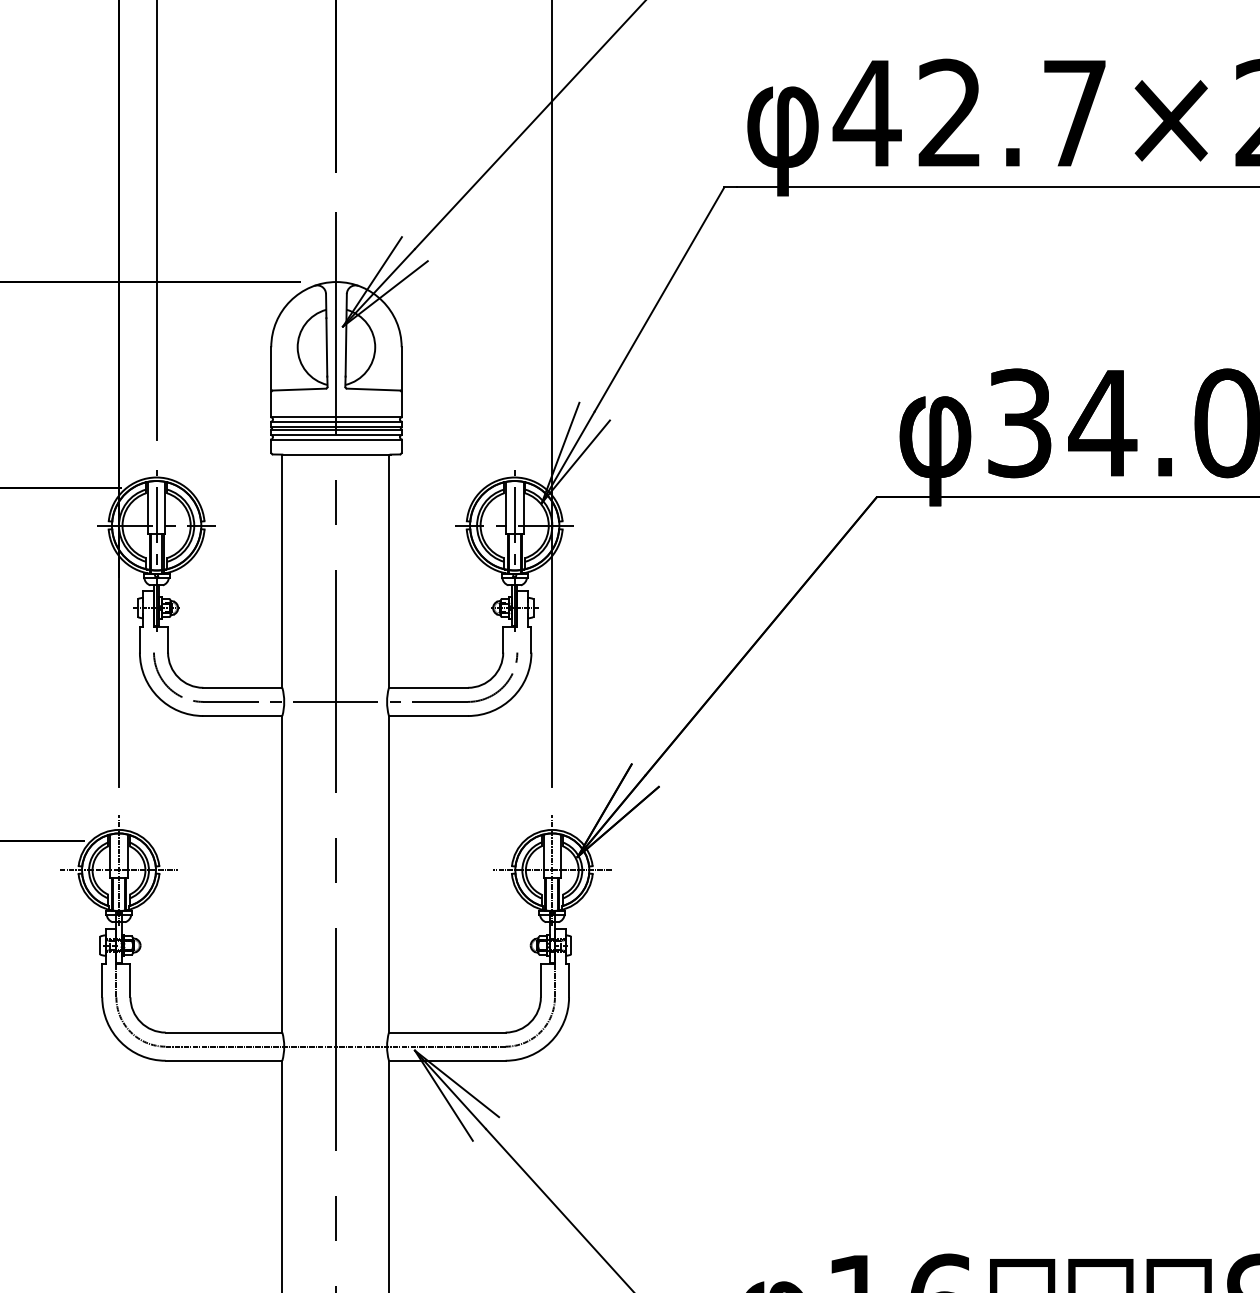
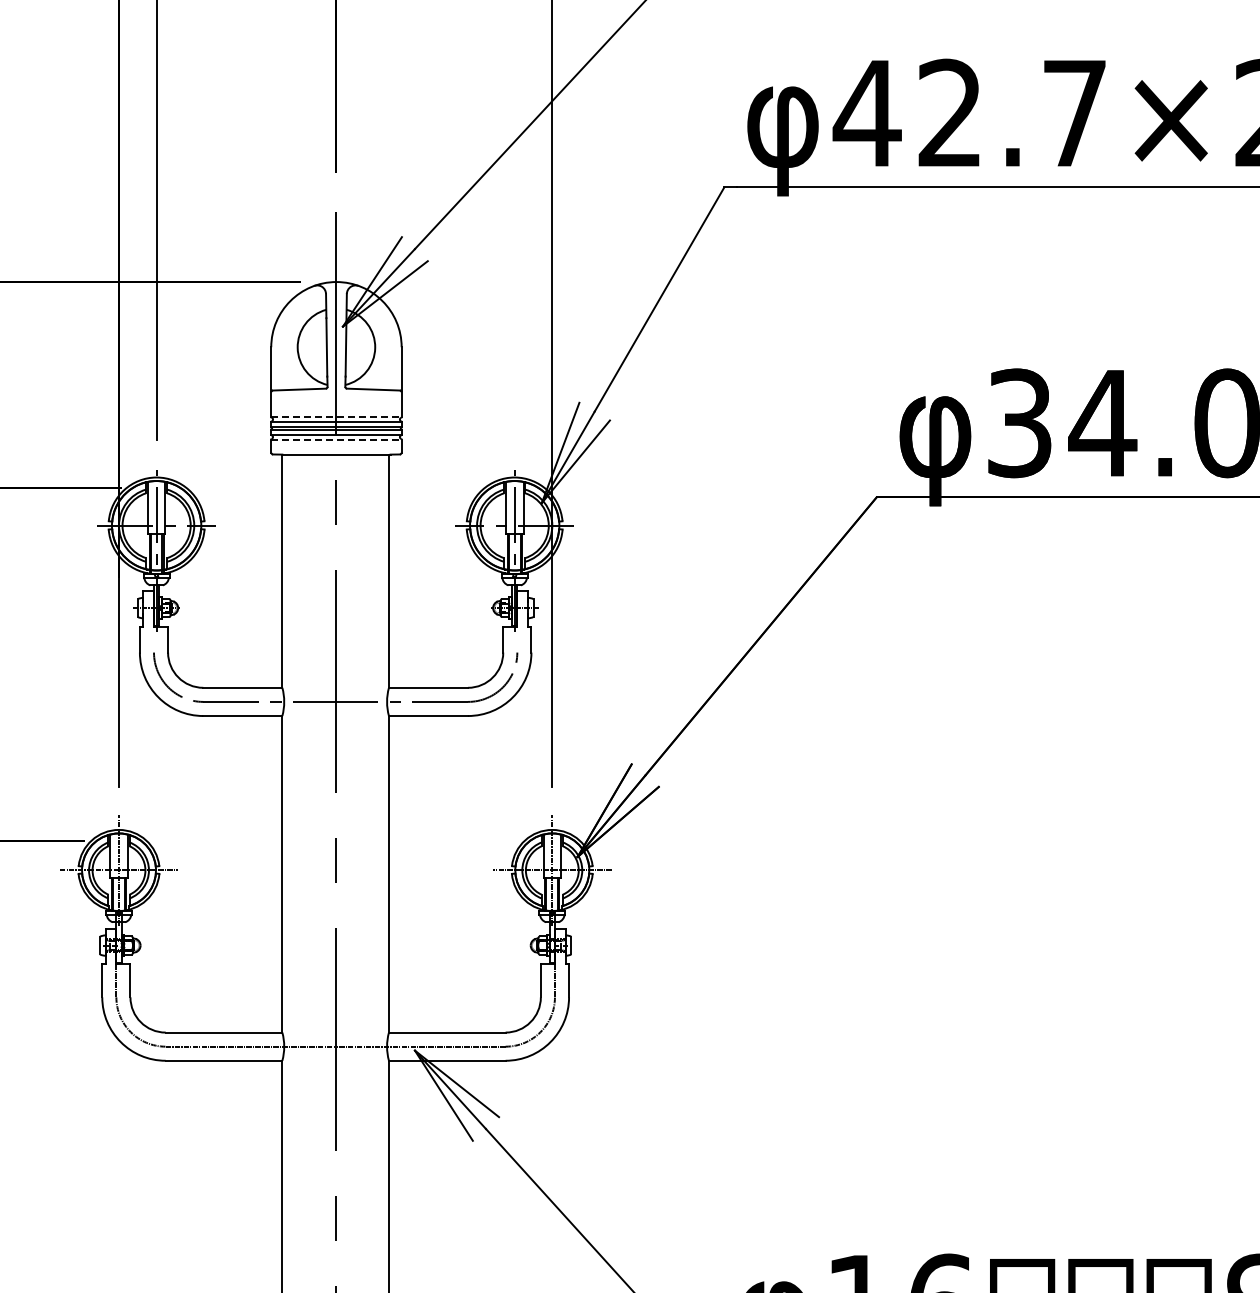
line: solid -> dashed (336, 417)
line: solid -> dashed (336, 439)
